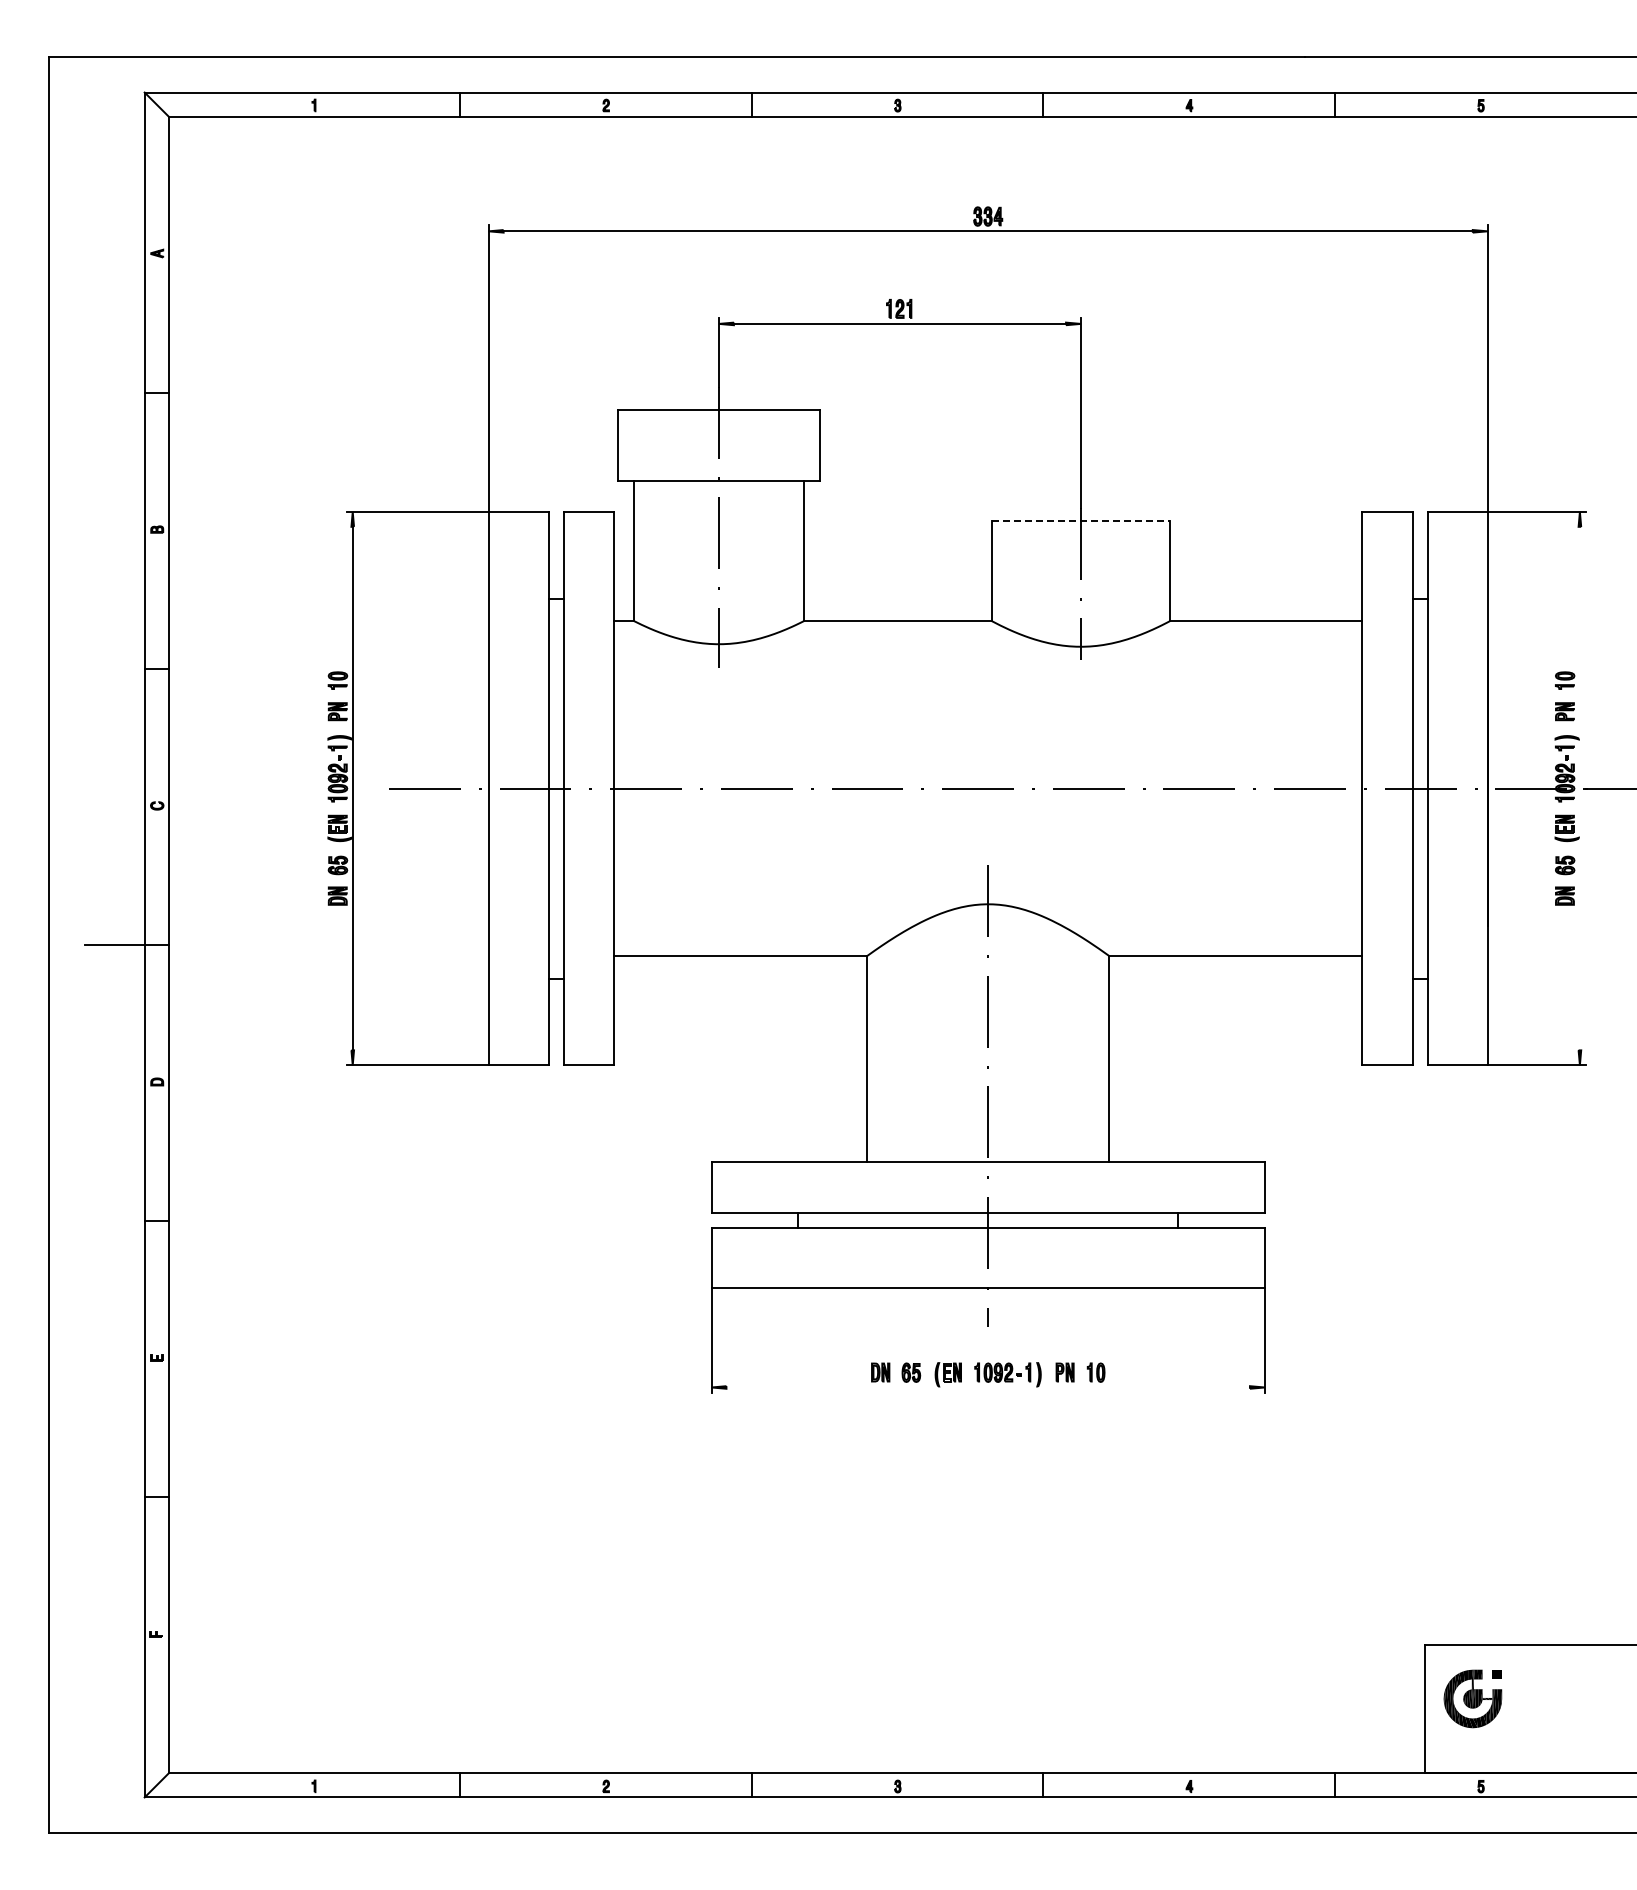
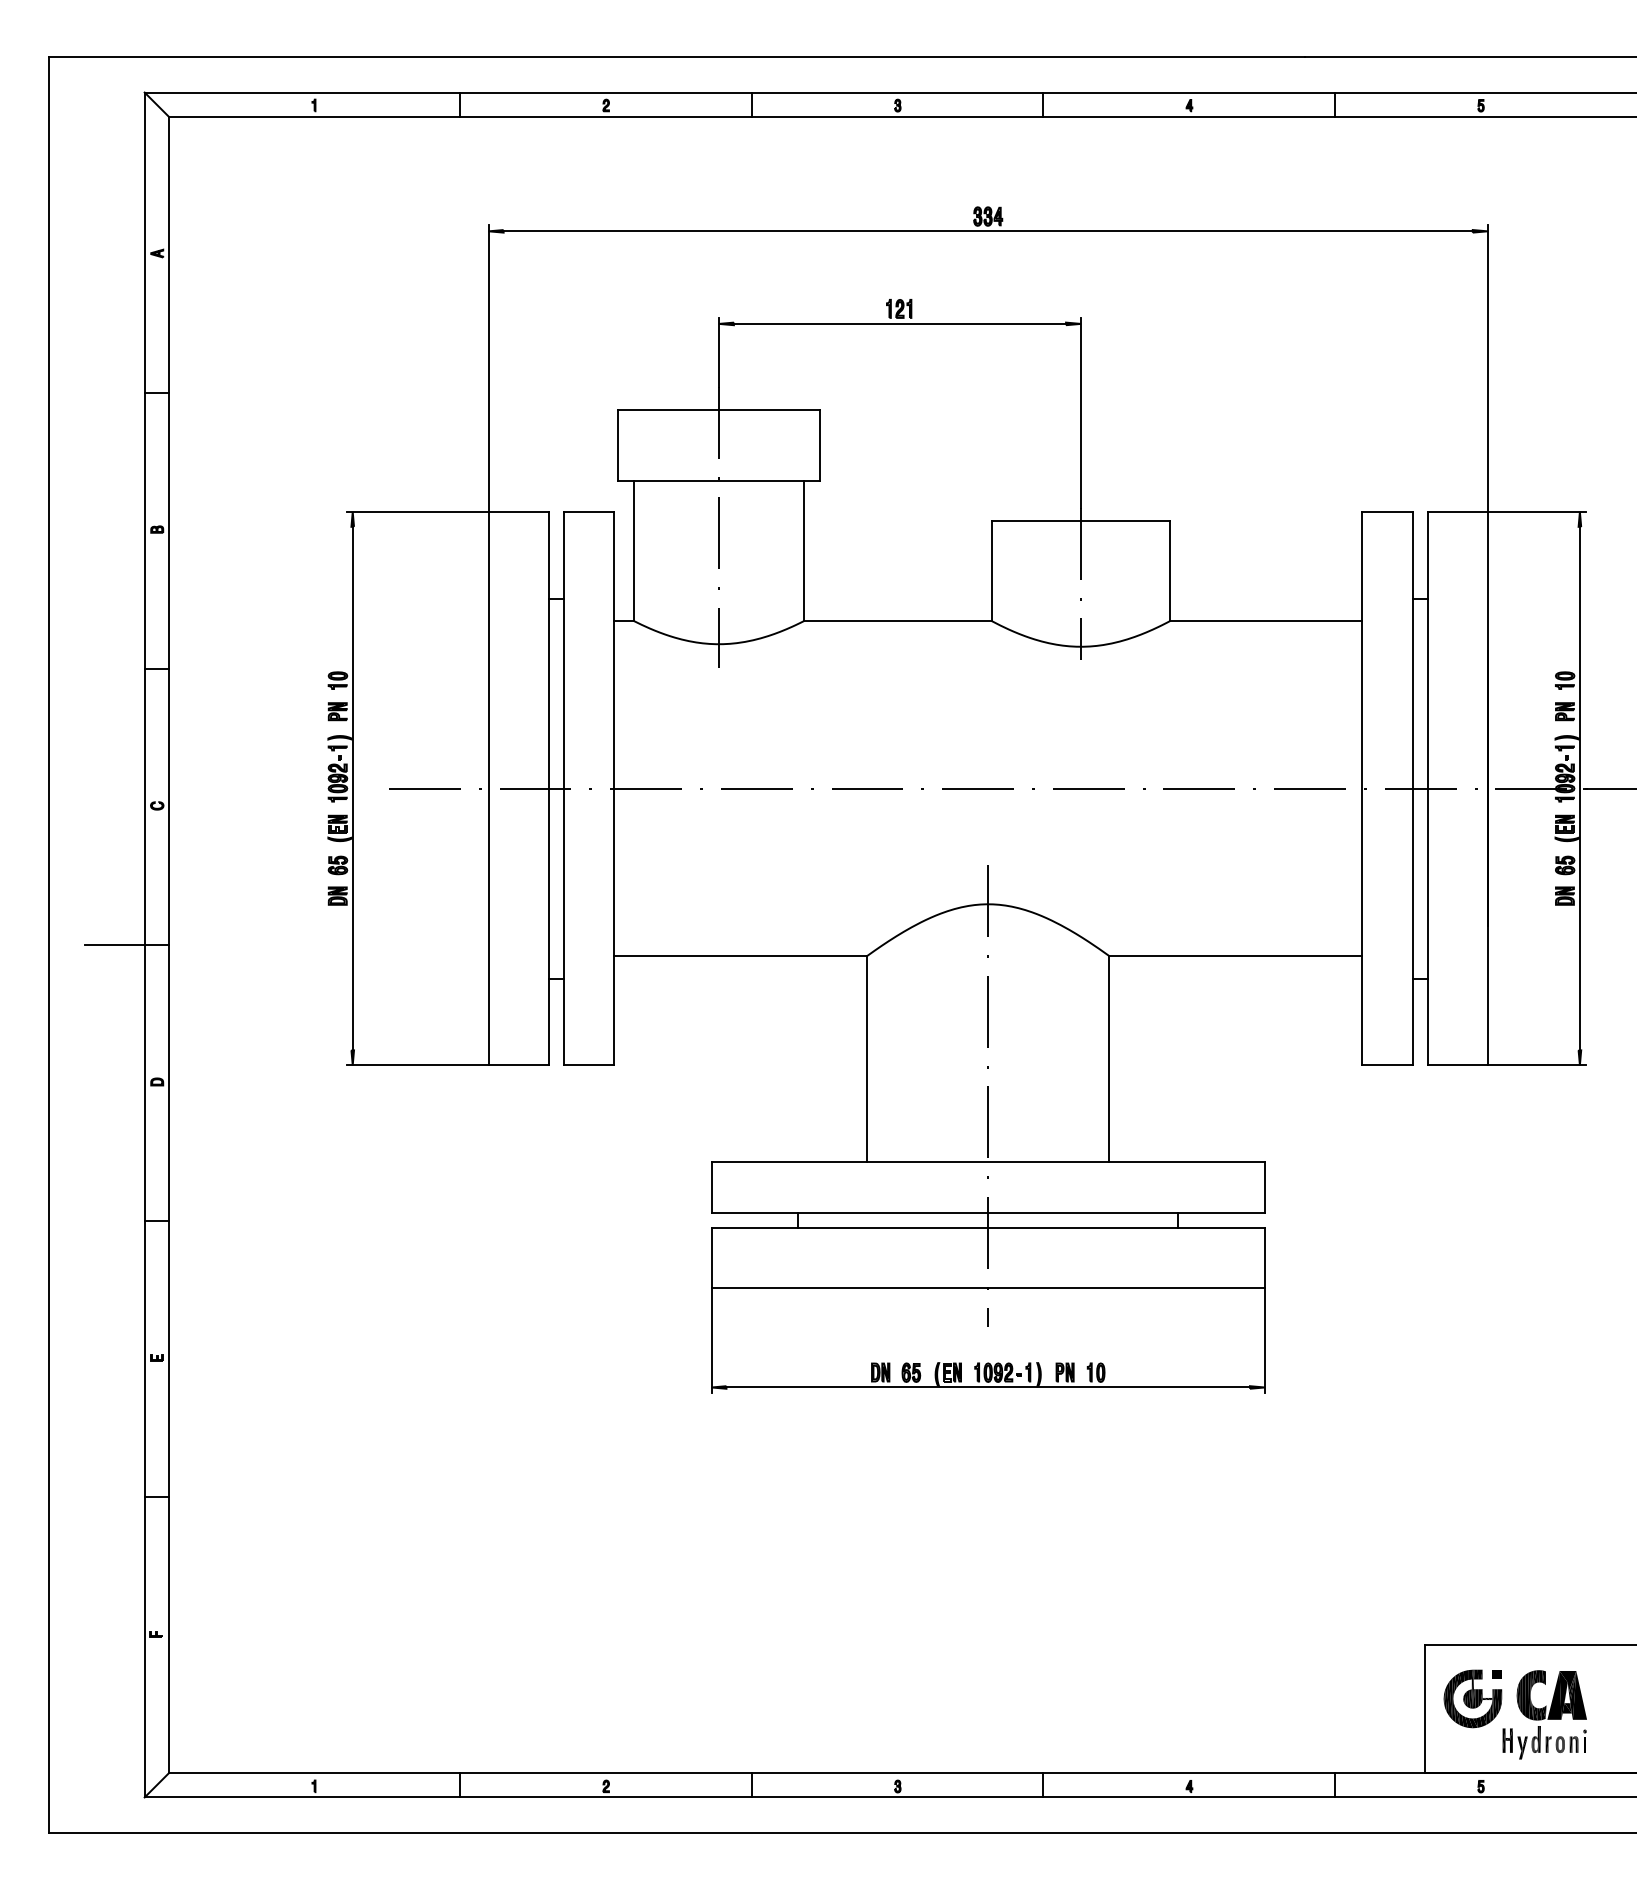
line: dashed -> solid (1081, 520)
line: none -> present (1579, 788)
line: none -> present (987, 1387)
part: none -> present (1544, 1714)
